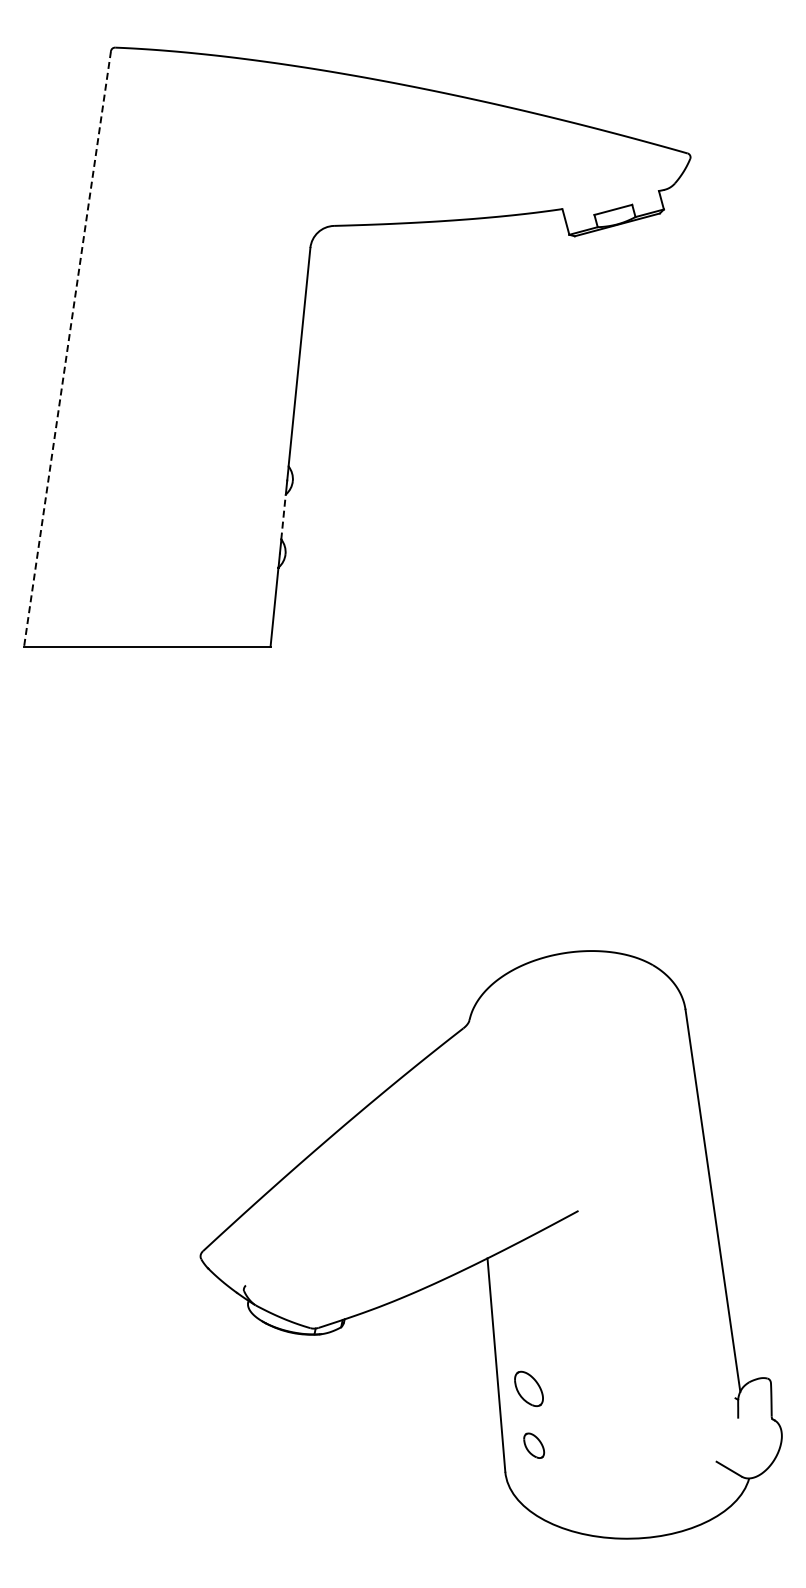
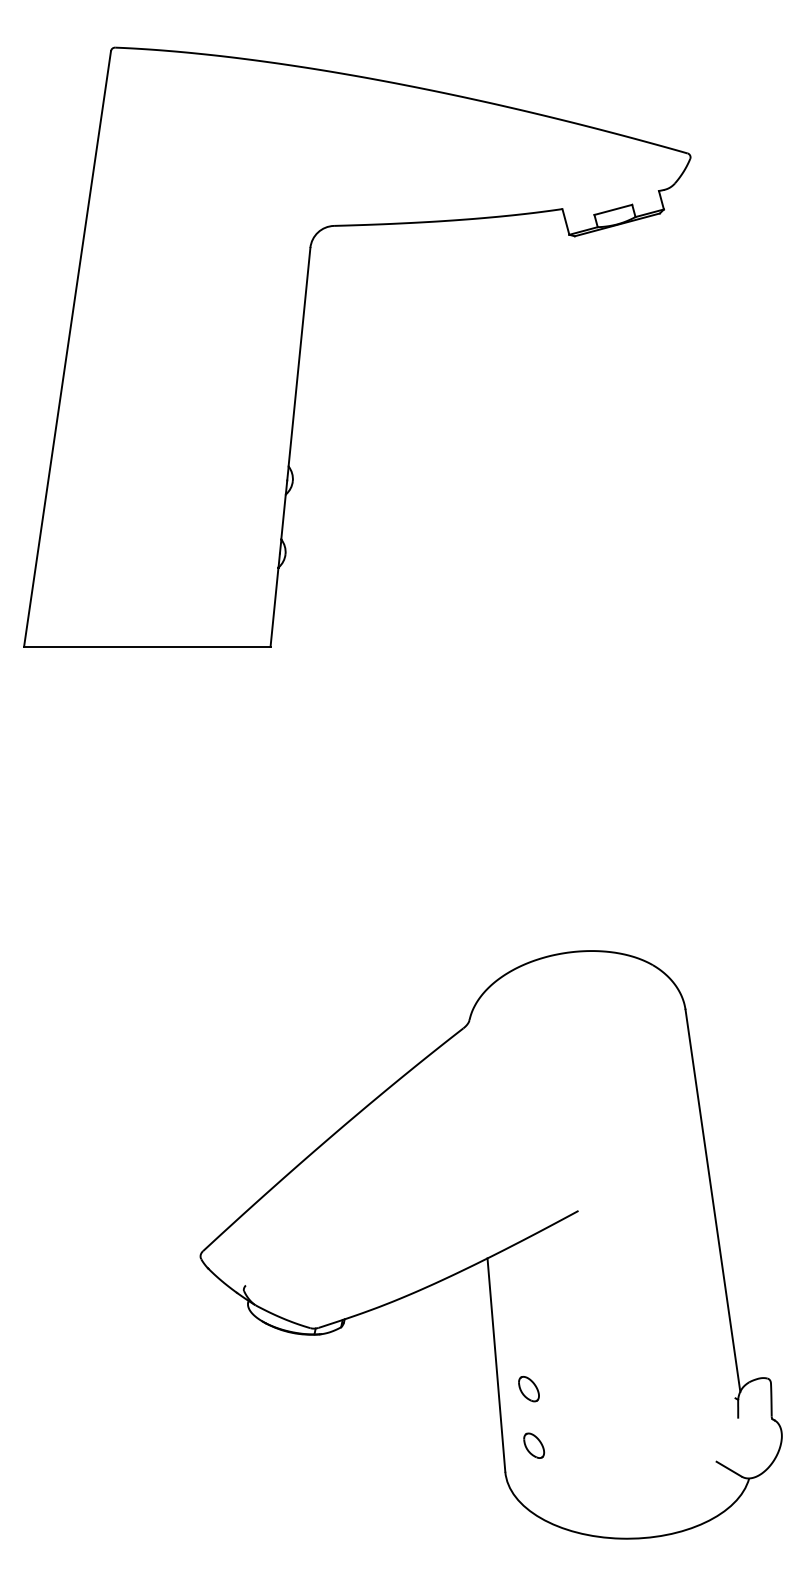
line: dashed -> solid (67, 349)
line: dashed -> solid (283, 517)
part size: 30x37 px -> 22x27 px (528, 1389)
